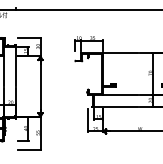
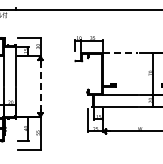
line: solid -> dashed (120, 52)
line: solid -> dashed (40, 87)
